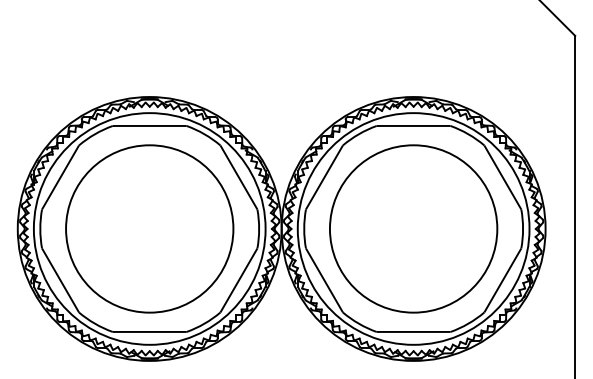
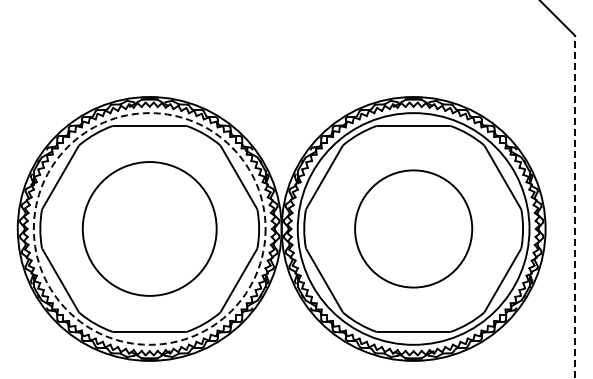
line: solid -> dashed (575, 206)
circle diameter: 167 px -> 134 px (149, 228)
circle: solid -> dashed (149, 228)
circle diameter: 167 px -> 117 px (413, 228)
